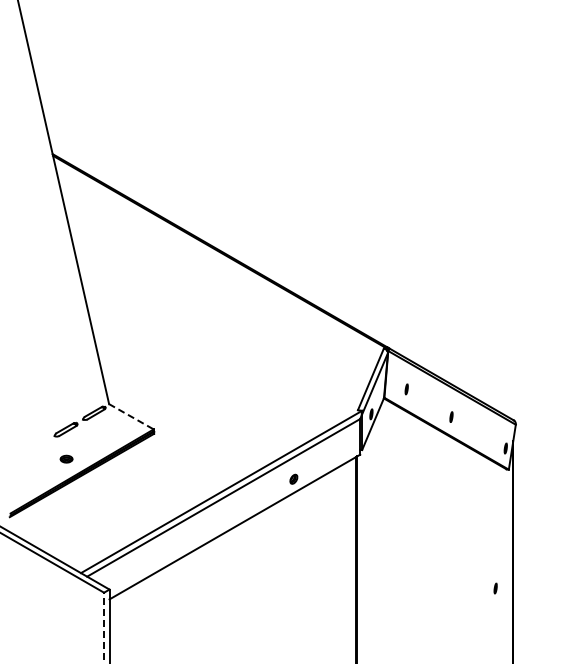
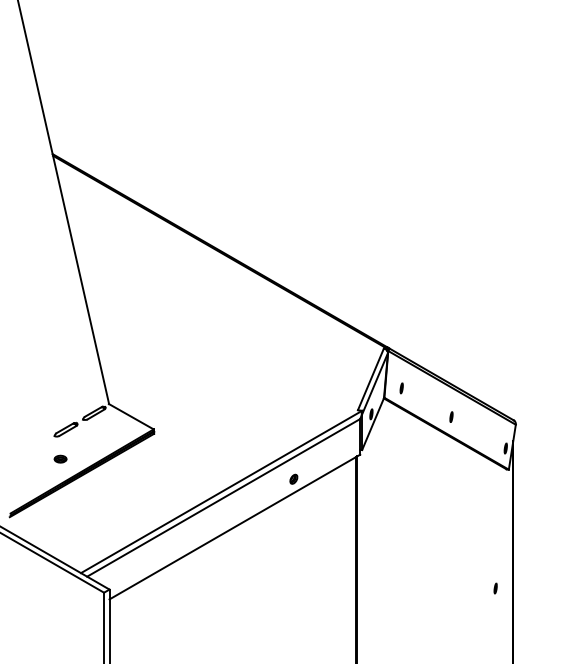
part position: (406, 389) -> (401, 388) (401, 388)
line: dashed -> solid (131, 416)
part position: (66, 458) -> (60, 458) (60, 458)
line: dashed -> solid (104, 627)
